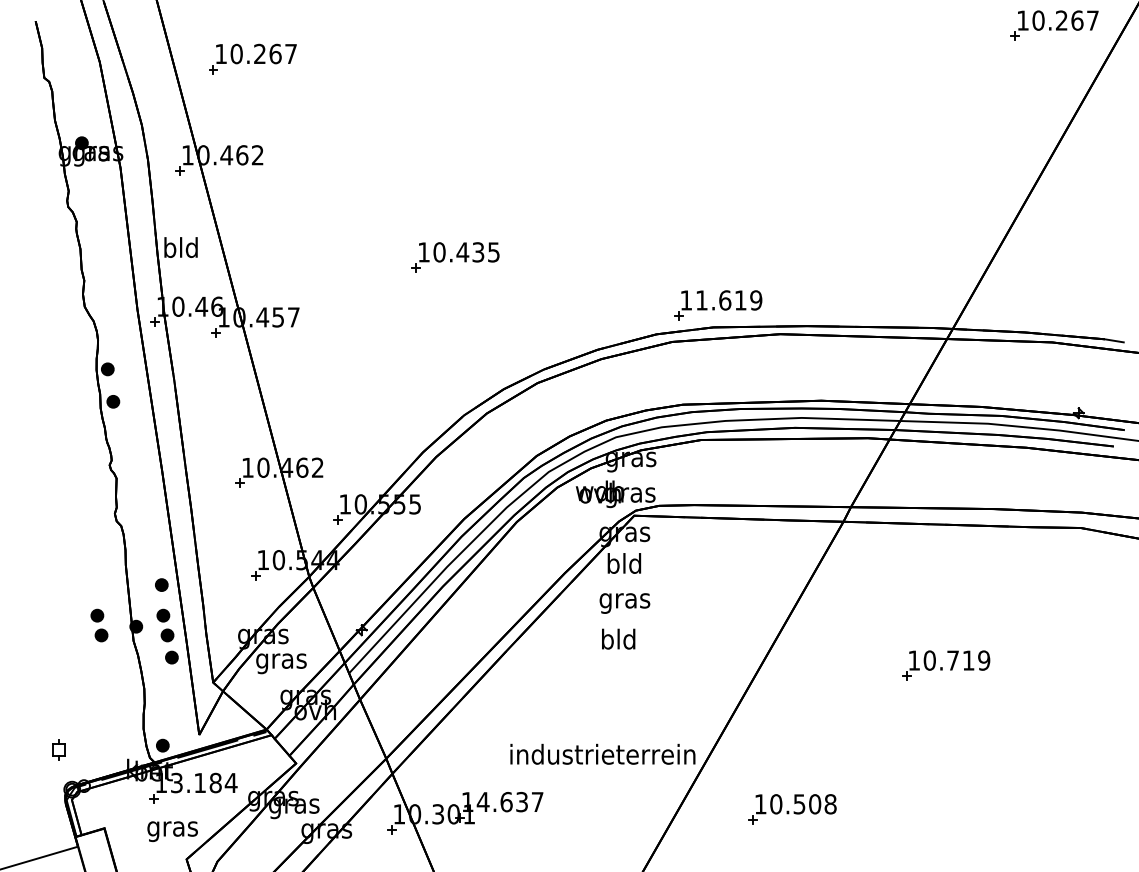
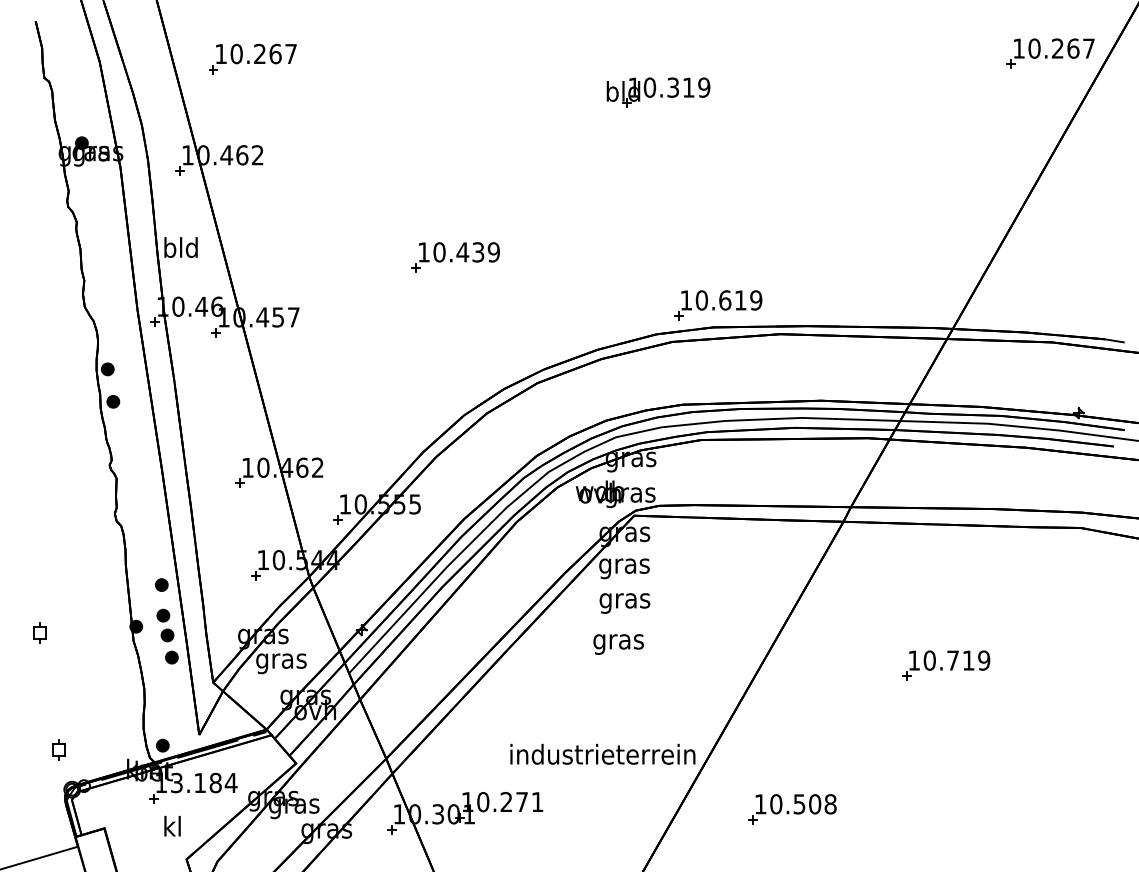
part position: (1054, 25) -> (1050, 53) (1050, 53)
part: none -> present (658, 92)
text: 10.435 -> 10.439 (493, 252)
text: 11.619 -> 10.619 (701, 300)
text: bld -> gras (624, 566)
part: present -> none (99, 625)
part: none -> present (39, 632)
text: bld -> gras (618, 641)
text: 14.637 -> 10.271 (509, 801)
text: gras -> kl (172, 828)
